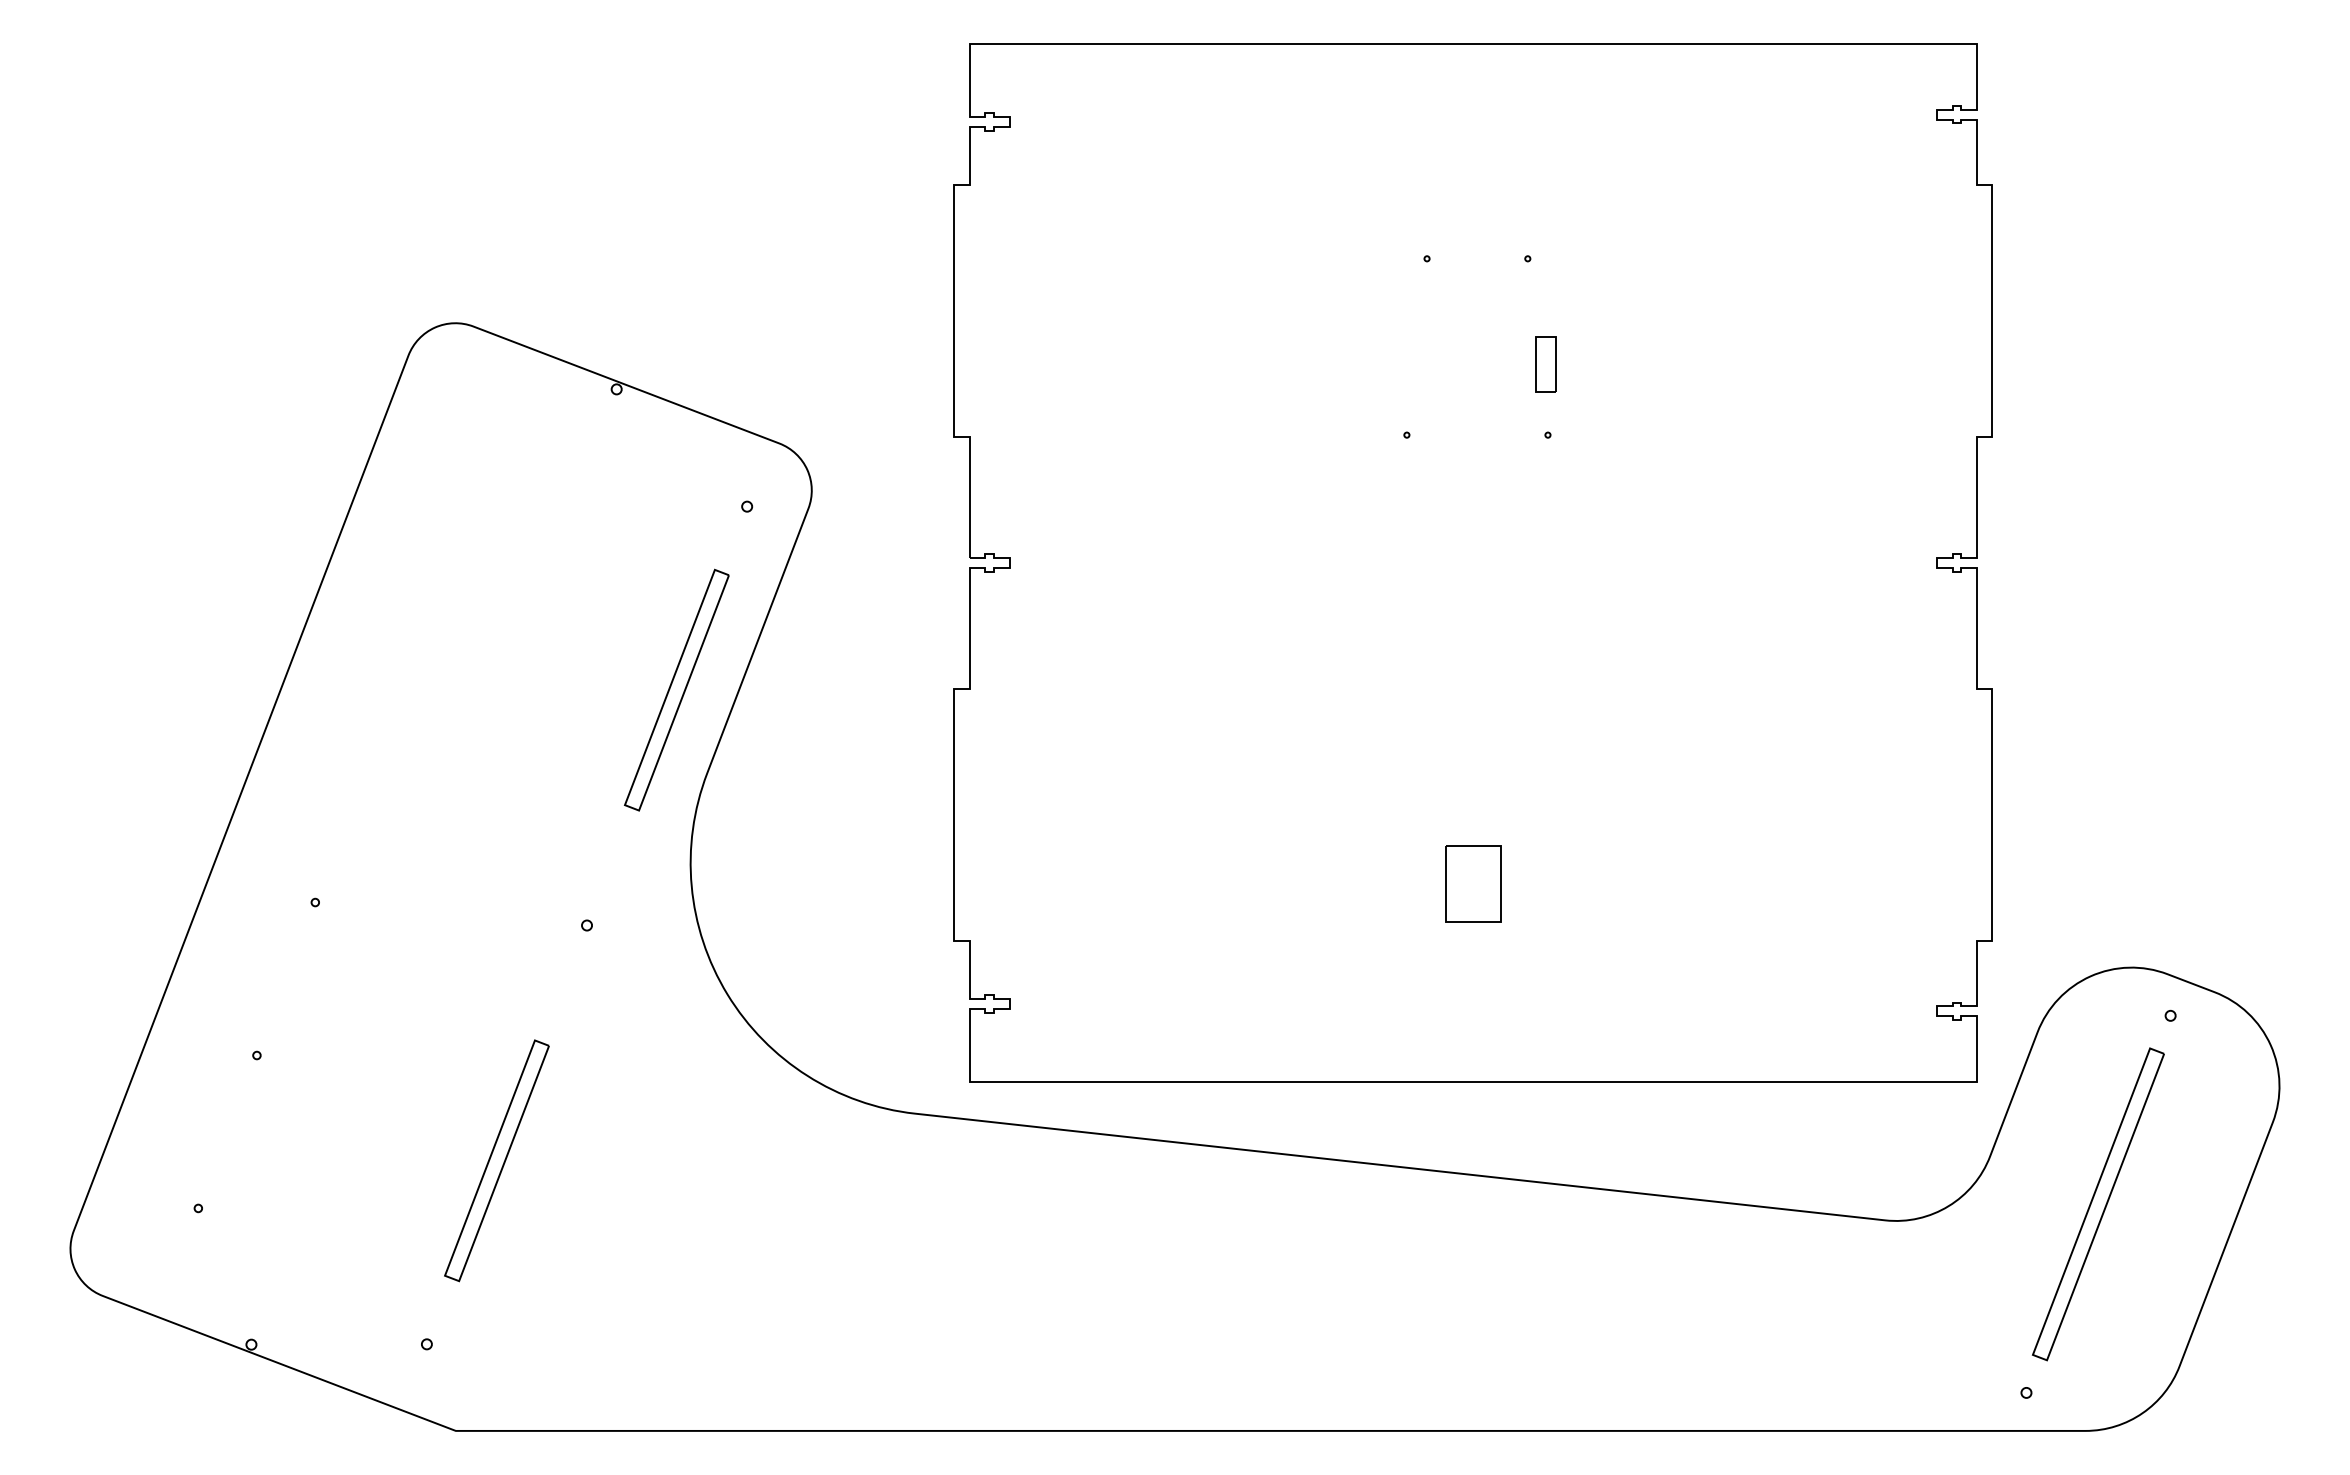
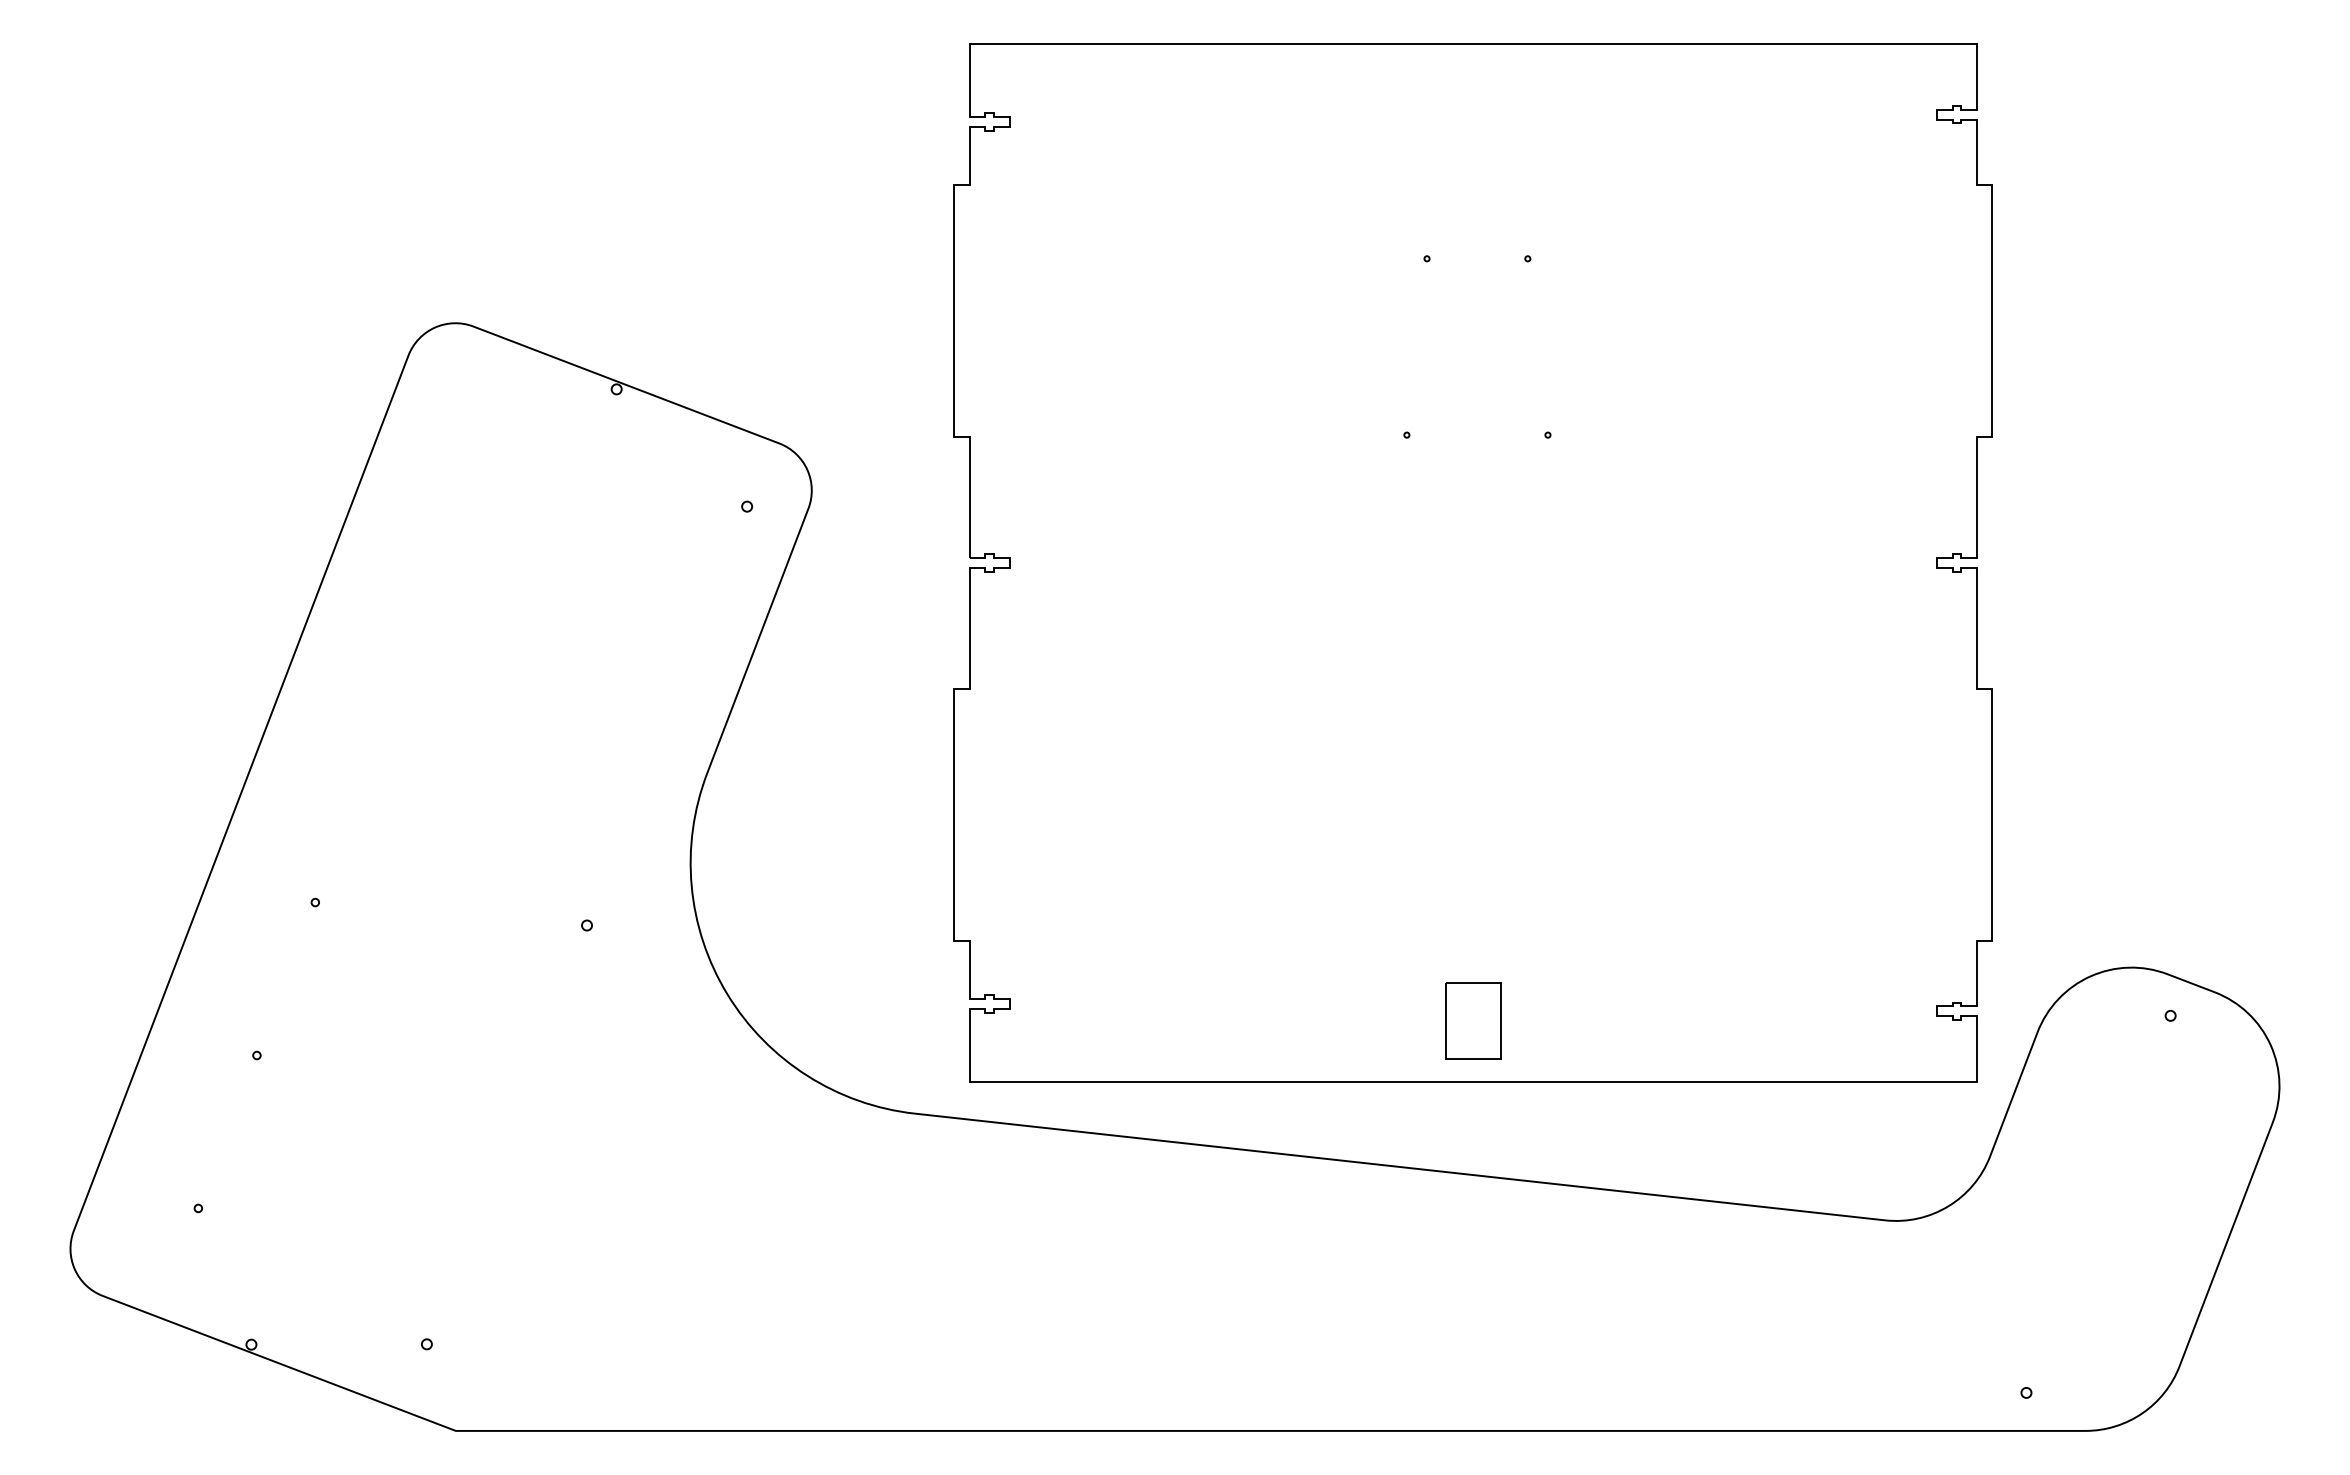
part: present -> none (1545, 364)
part: present -> none (676, 689)
part position: (1473, 883) -> (1473, 1020) (1473, 1020)
part: present -> none (496, 1160)
part: present -> none (2097, 1204)
